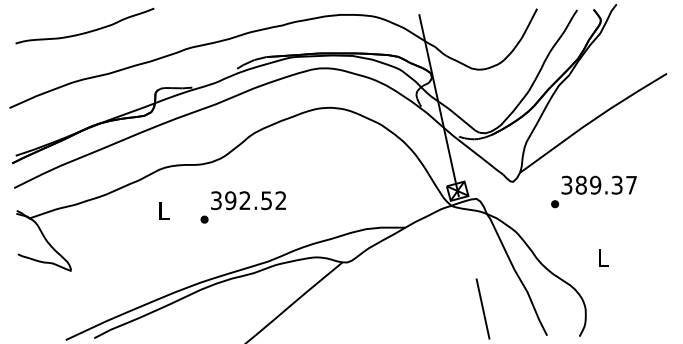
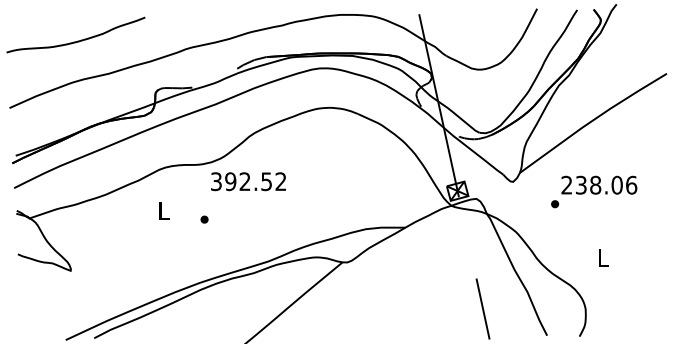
curve position: (86, 31) -> (77, 40) (77, 40)
text: 389.37 -> 238.06 (599, 184)
text position: (248, 200) -> (248, 181) (248, 181)
